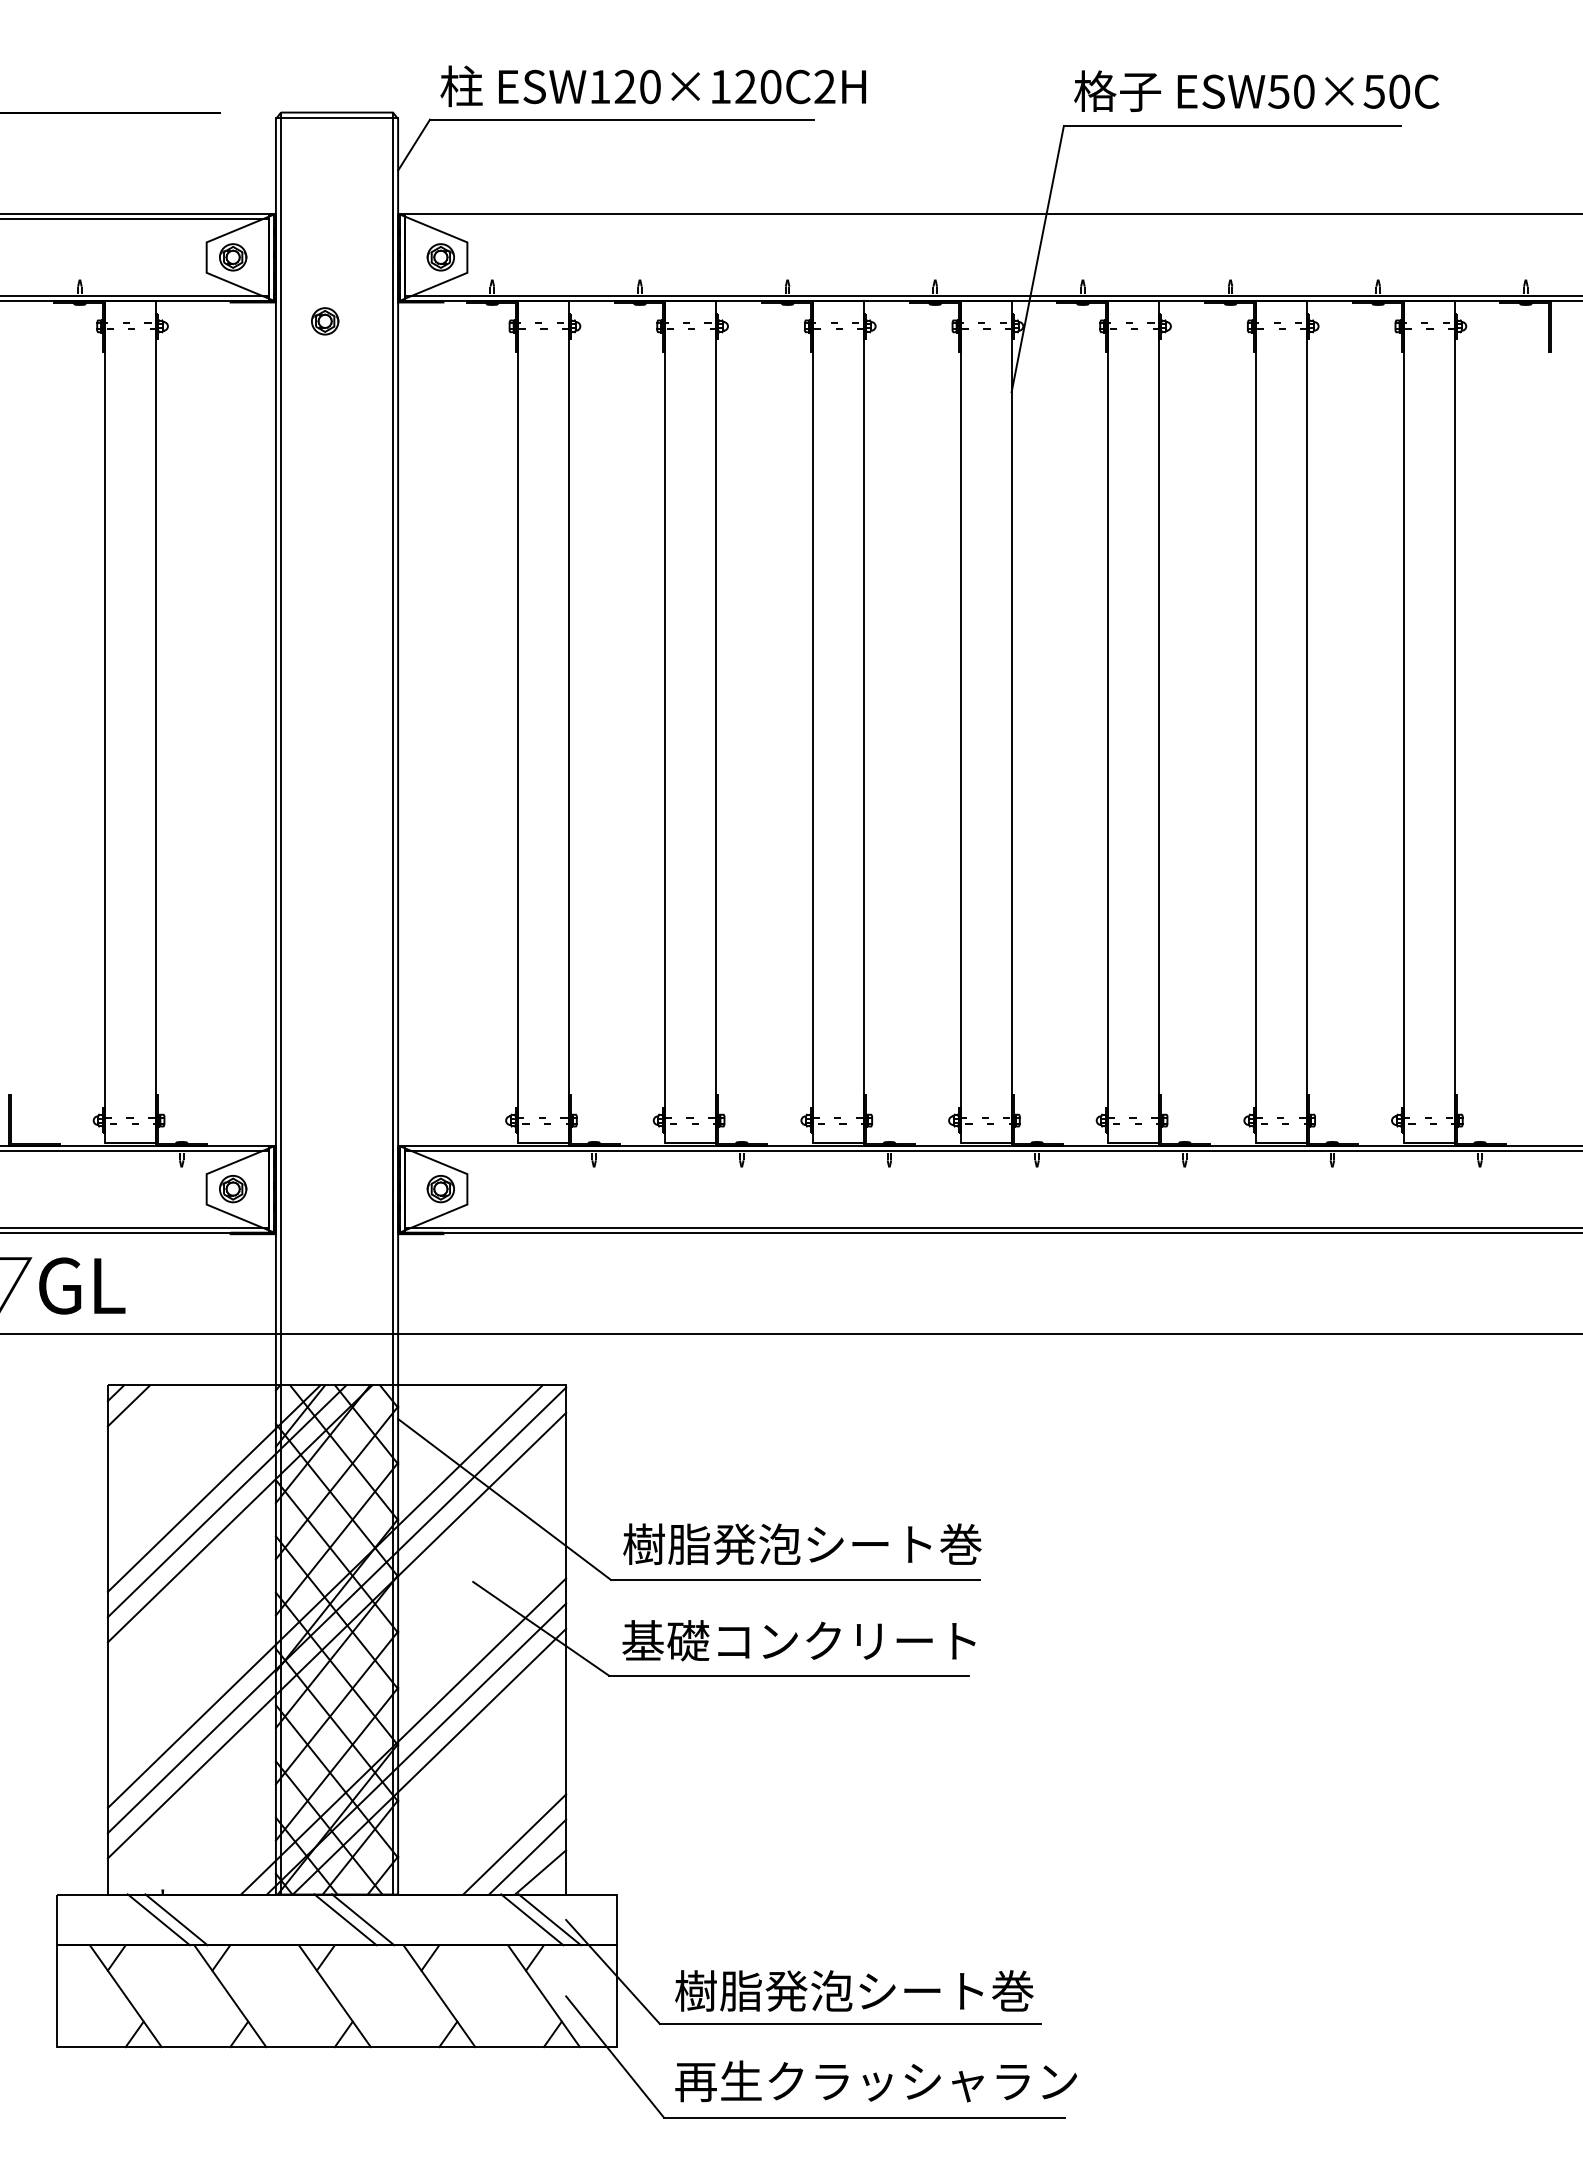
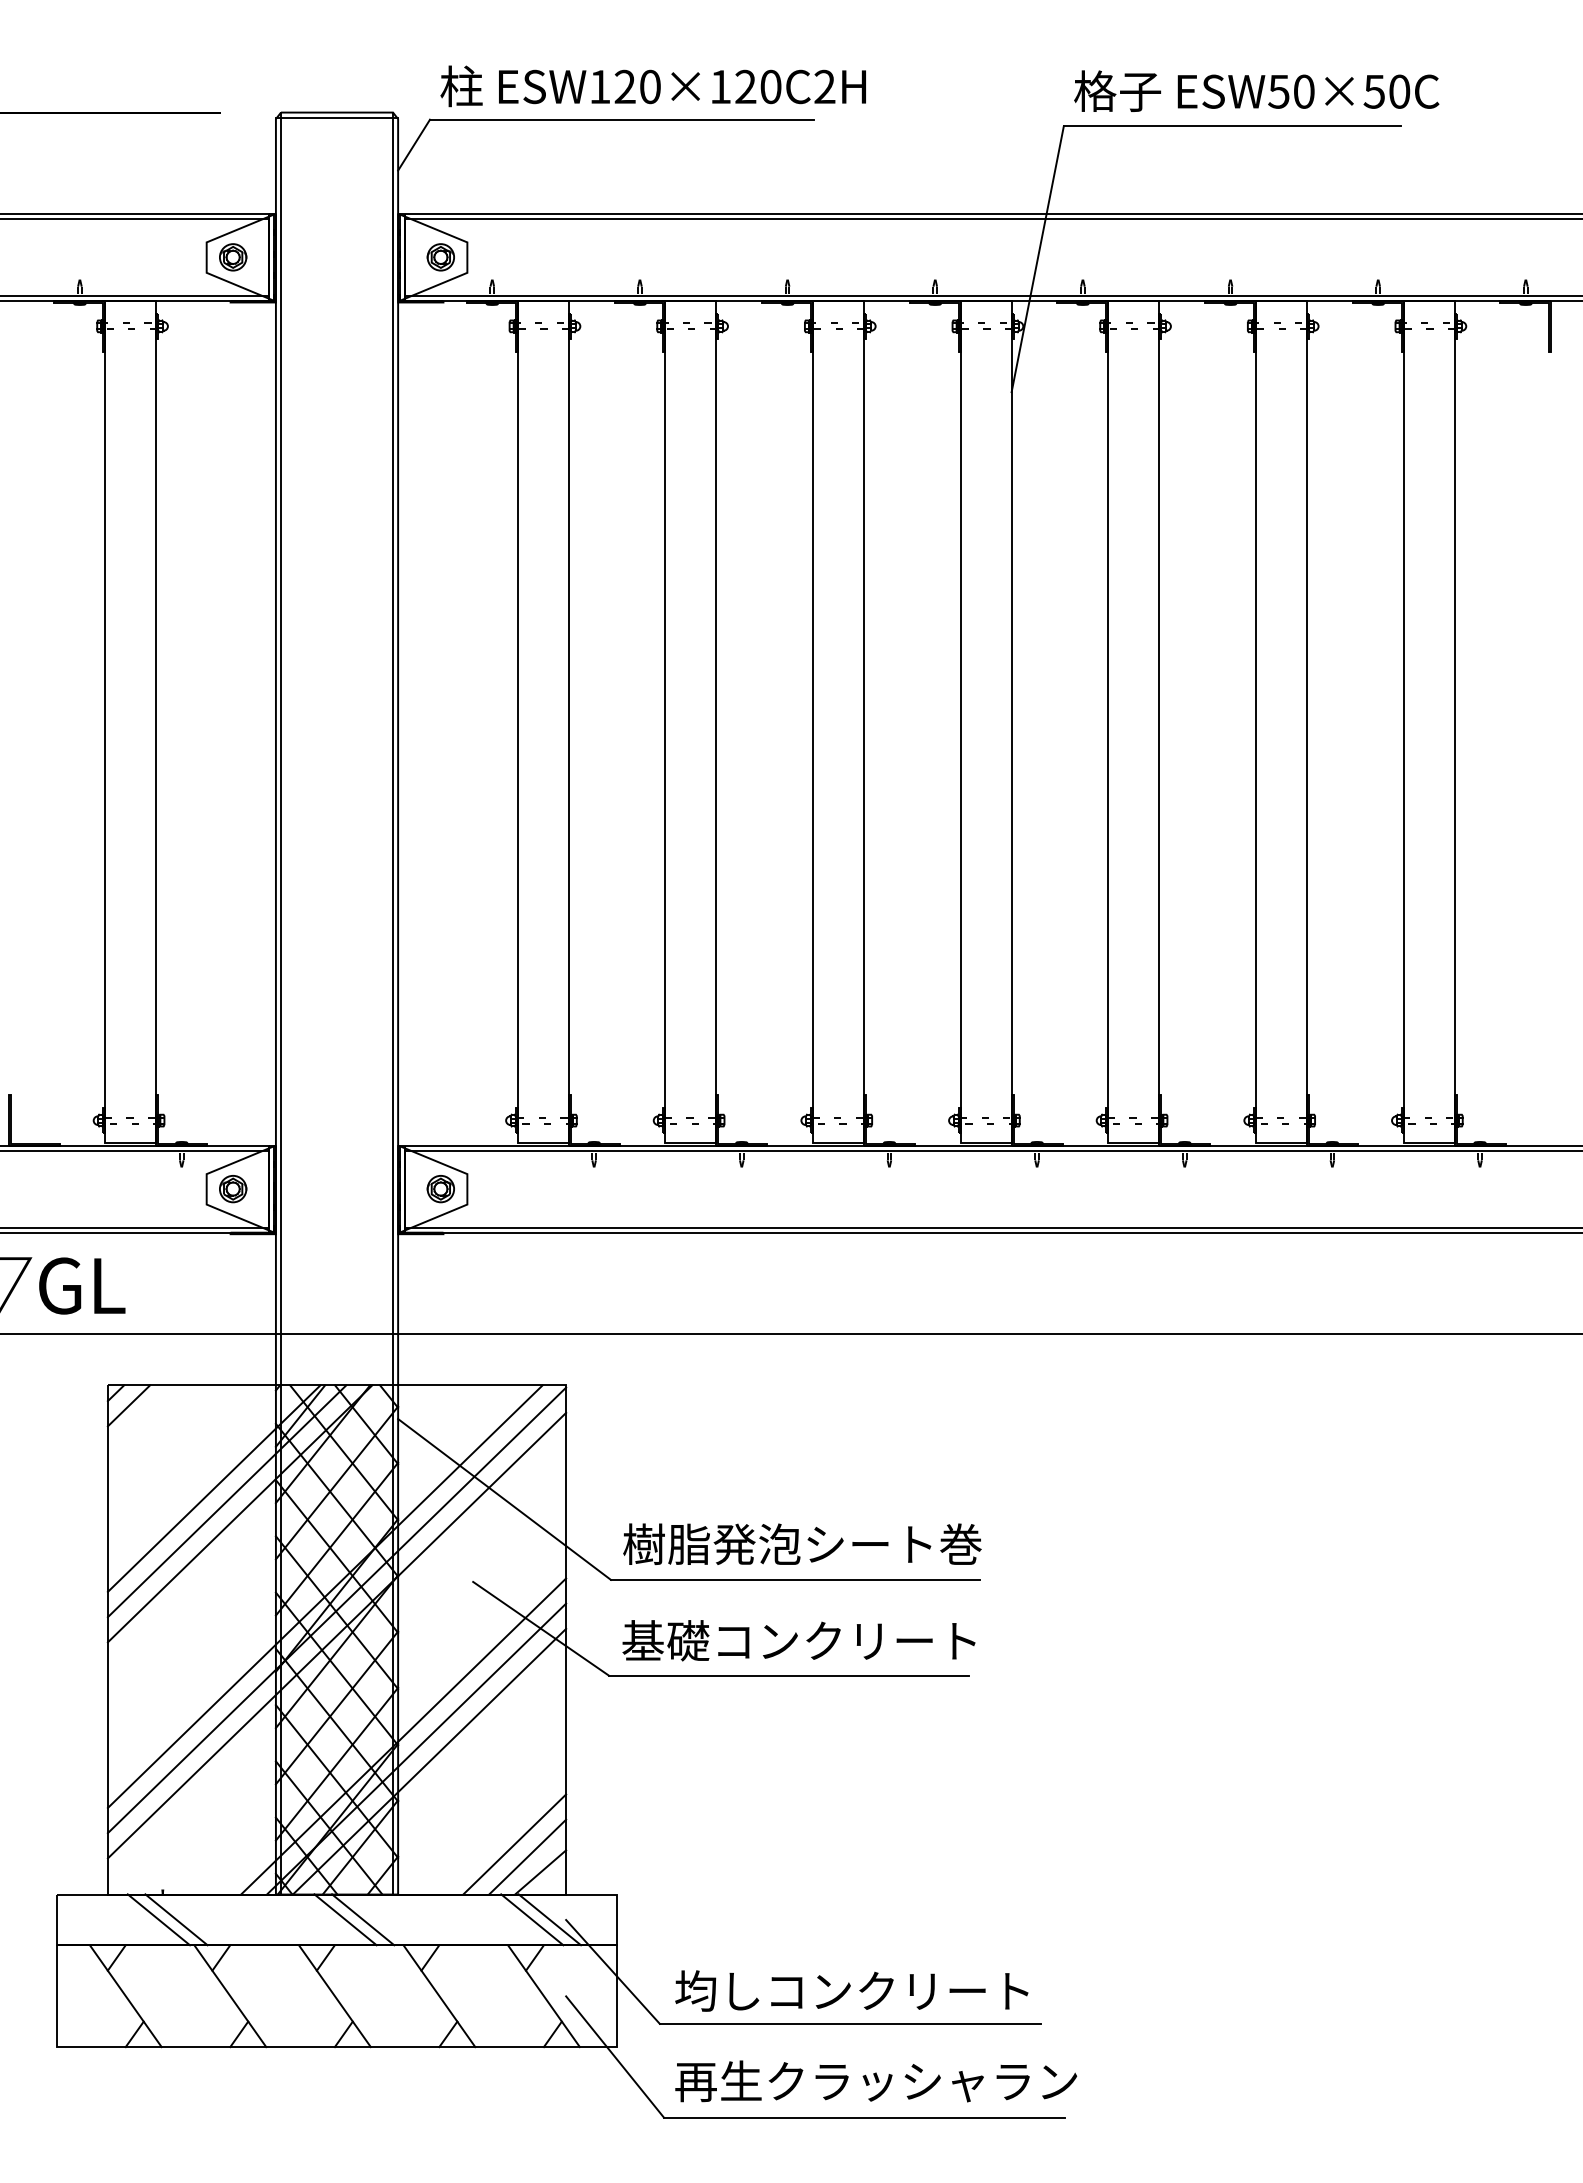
line: none -> present (991, 219)
part: present -> none (325, 321)
text: 樹脂発泡シート巻 -> 均しコンクリート (854, 1990)
